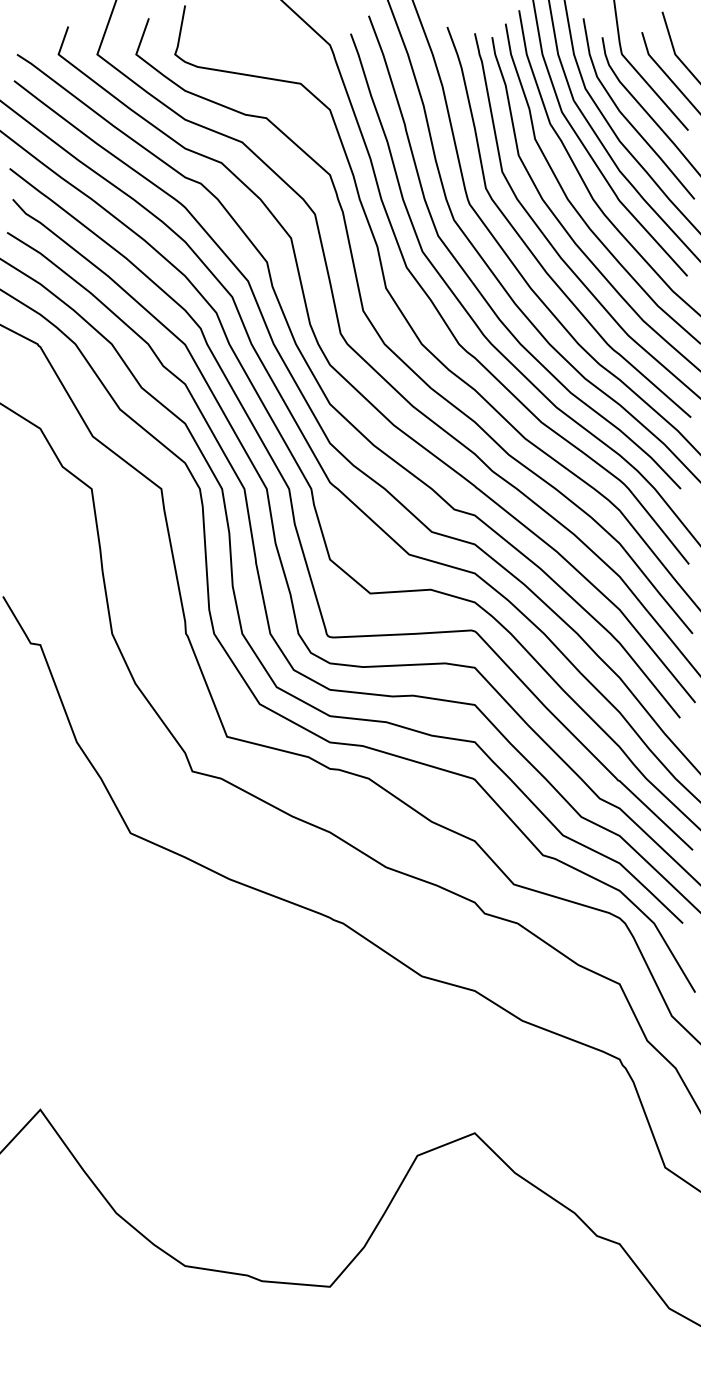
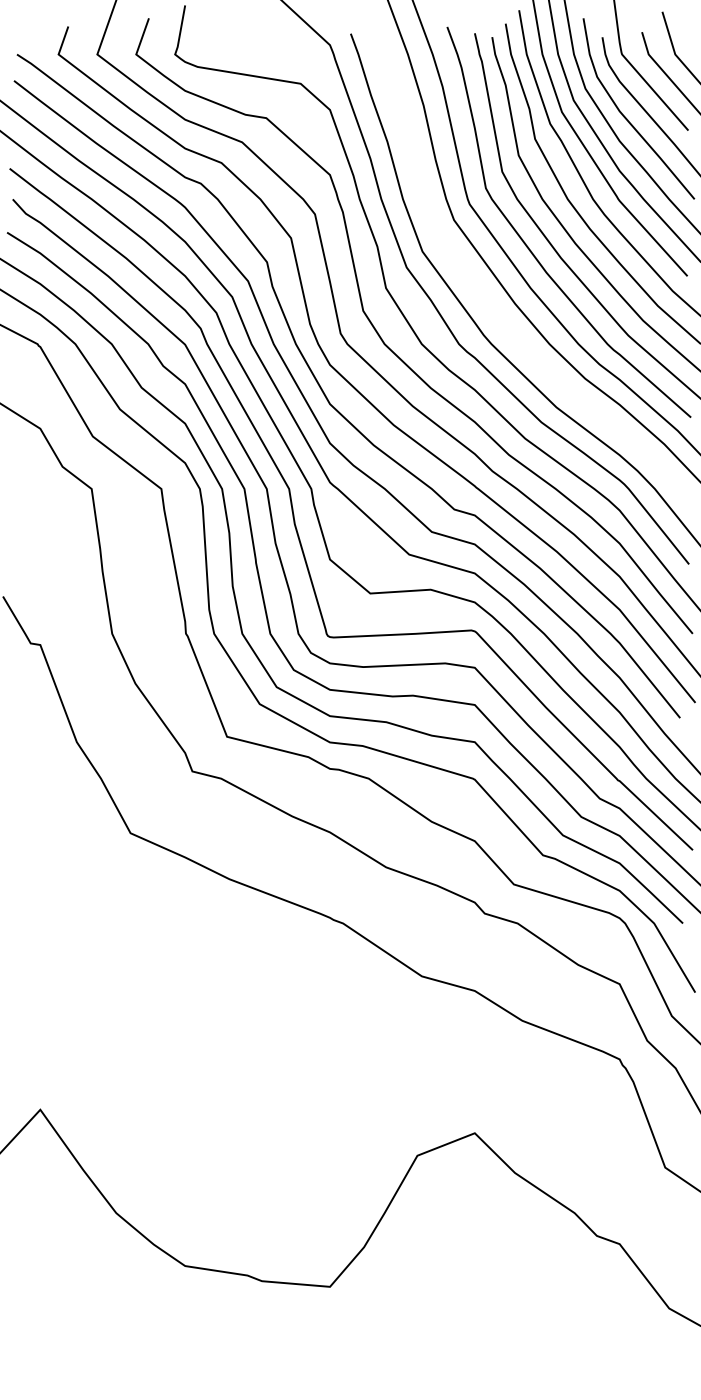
curve: present -> none (478, 288)
